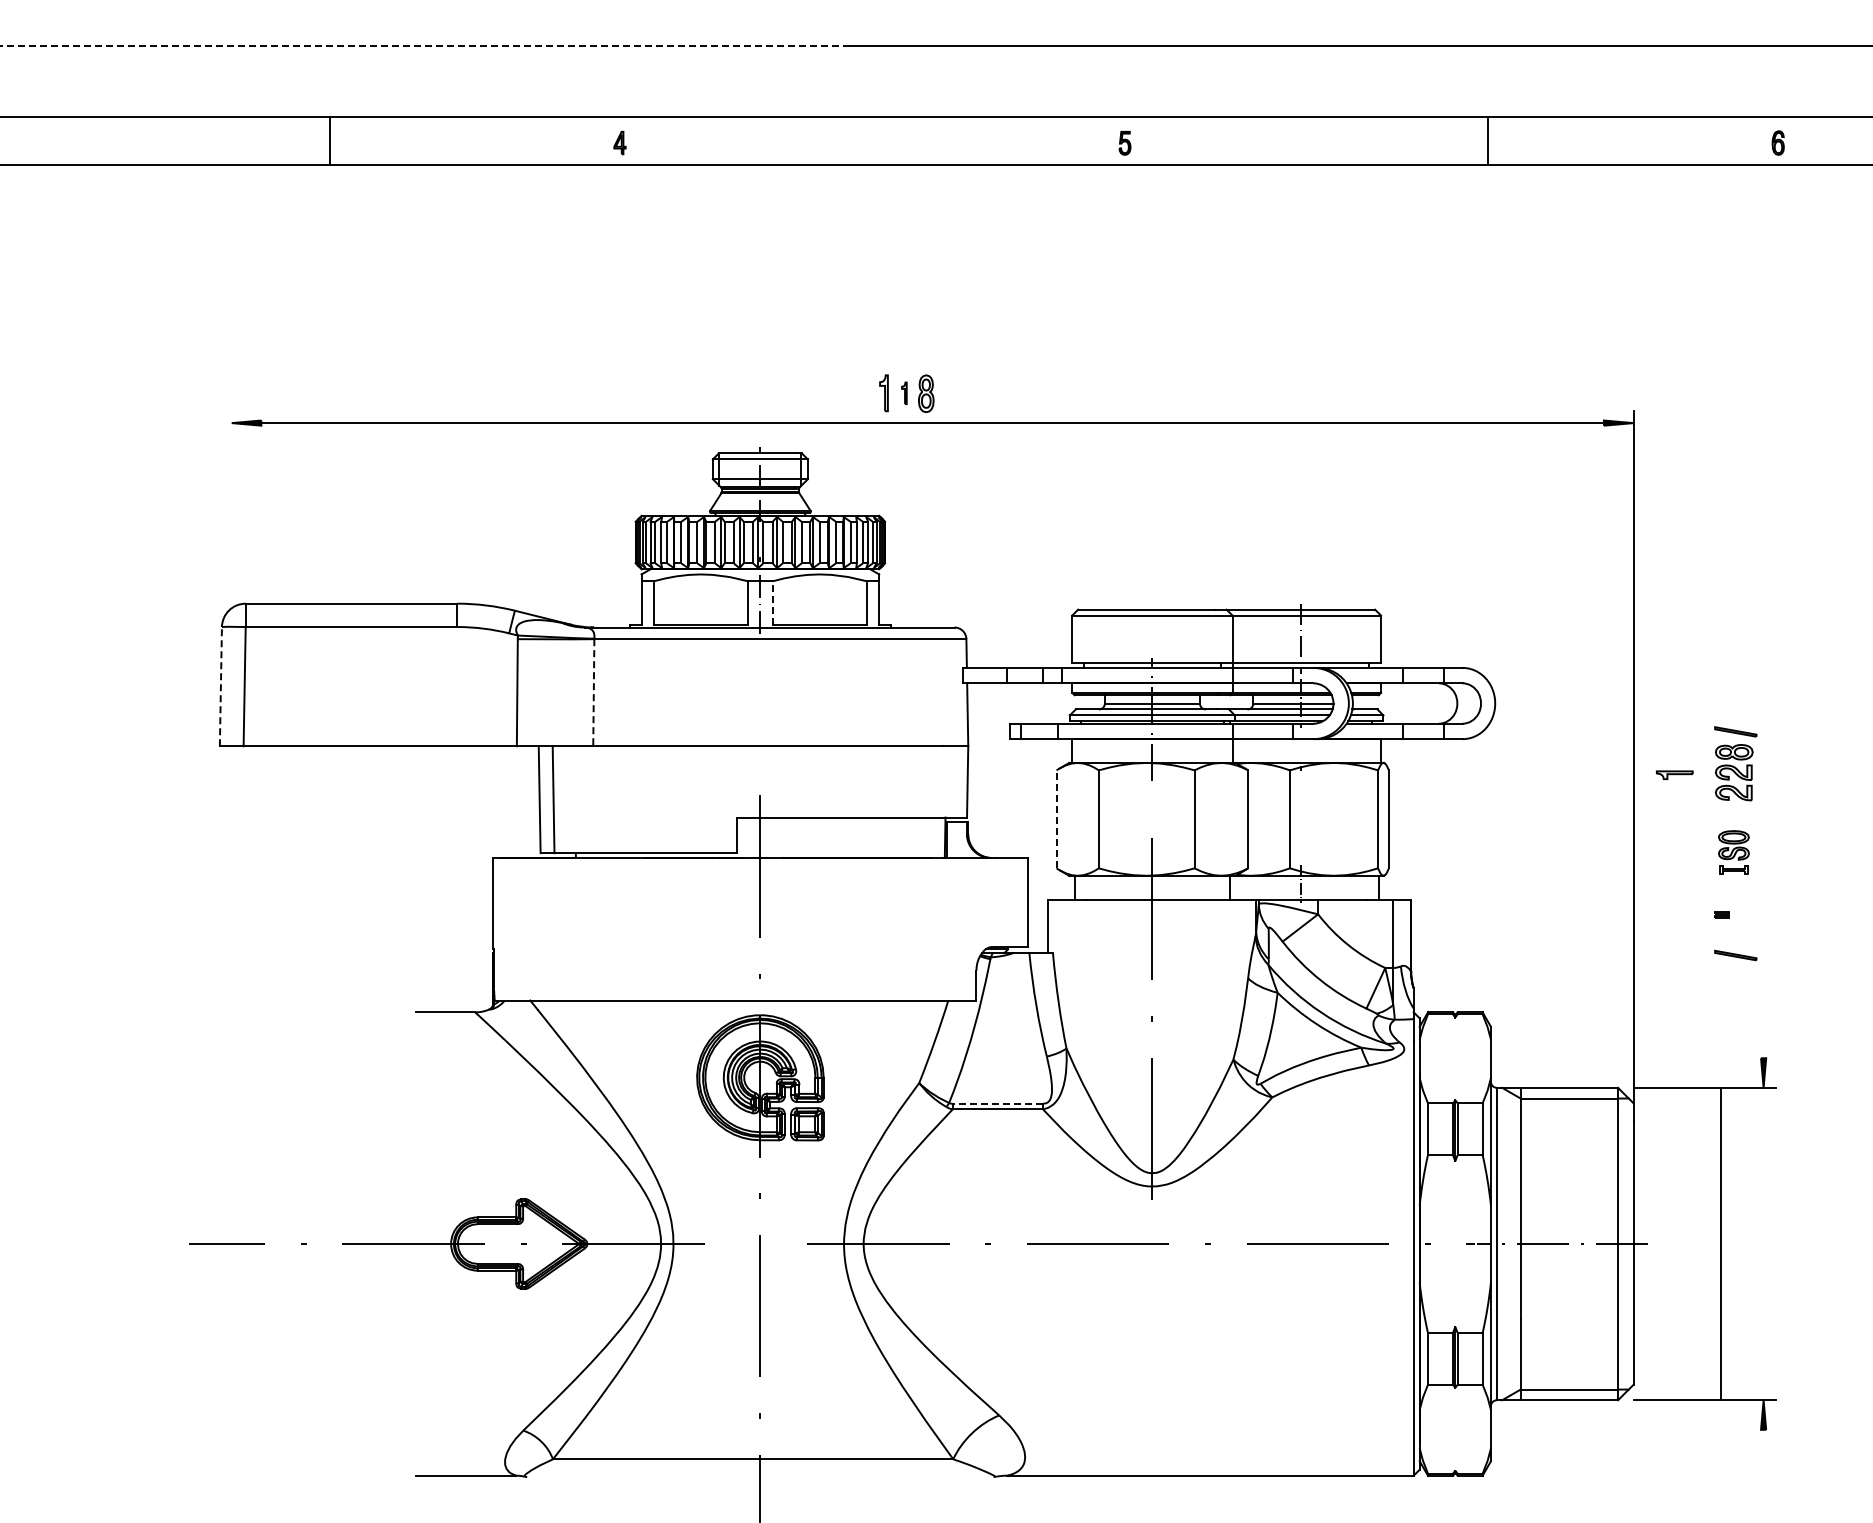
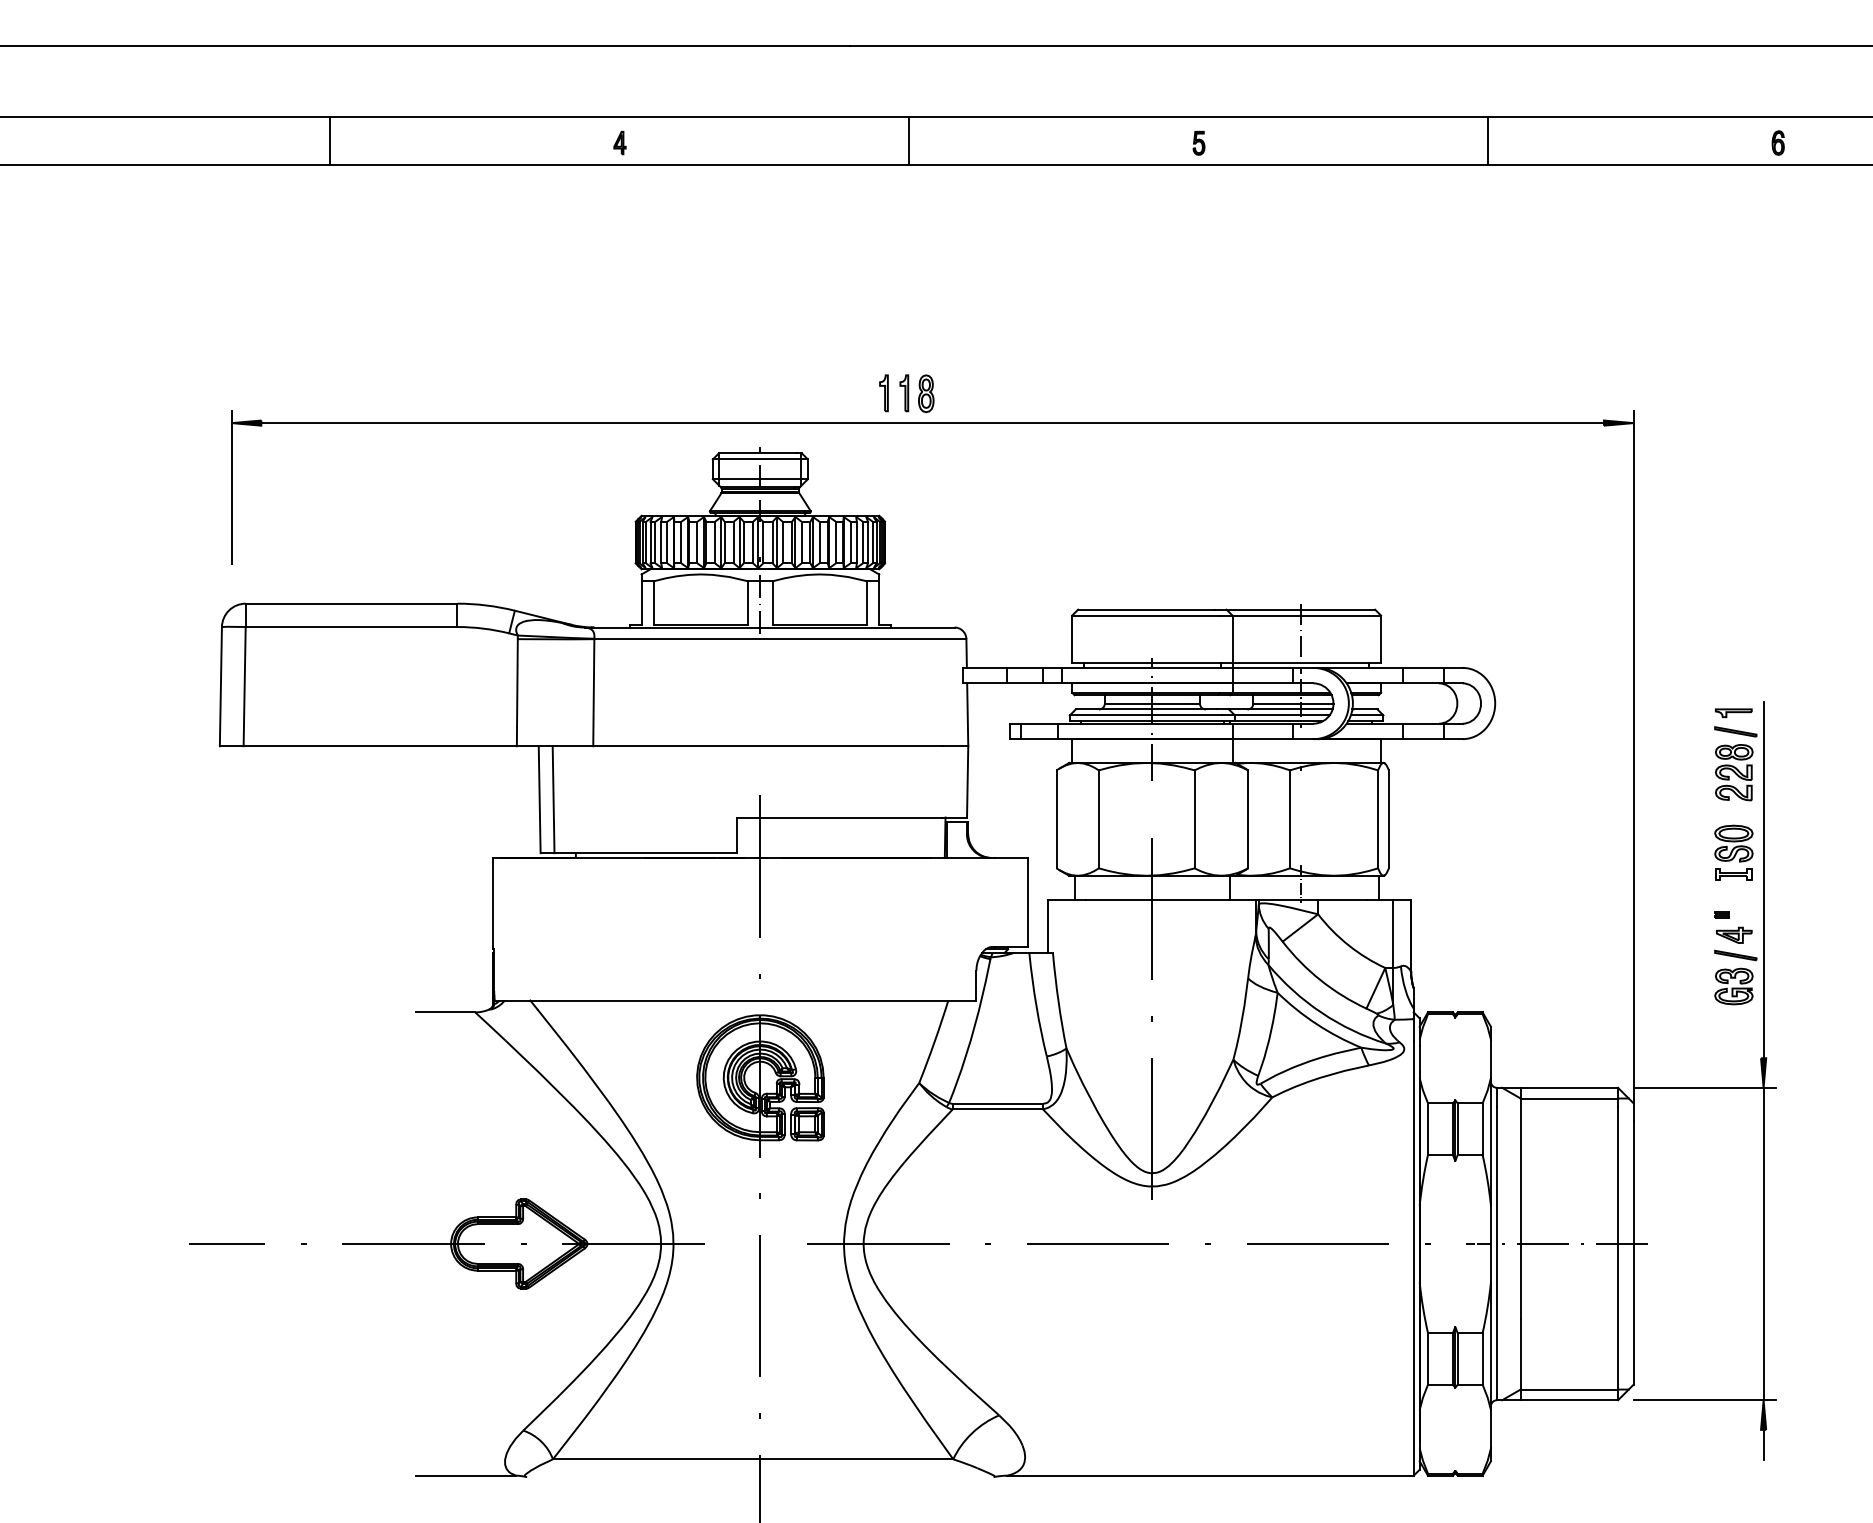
line: dashed -> solid (424, 45)
line: none -> present (909, 140)
part position: (1124, 142) -> (1198, 142) (1198, 142)
part size: 7x24 px -> 11x39 px (904, 393)
line: none -> present (231, 487)
line: dashed -> solid (772, 603)
line: dashed -> solid (220, 686)
line: dashed -> solid (593, 692)
part position: (1674, 775) -> (1733, 713) (1733, 713)
line: dashed -> solid (1056, 819)
part size: 32x45 px -> 40x57 px (1733, 852)
line: none -> present (1763, 880)
part: none -> present (1734, 934)
part: none -> present (1733, 986)
line: dashed -> solid (997, 1103)
line position: (1720, 1243) -> (1763, 1243) (1763, 1243)
line: none -> present (1763, 1444)
